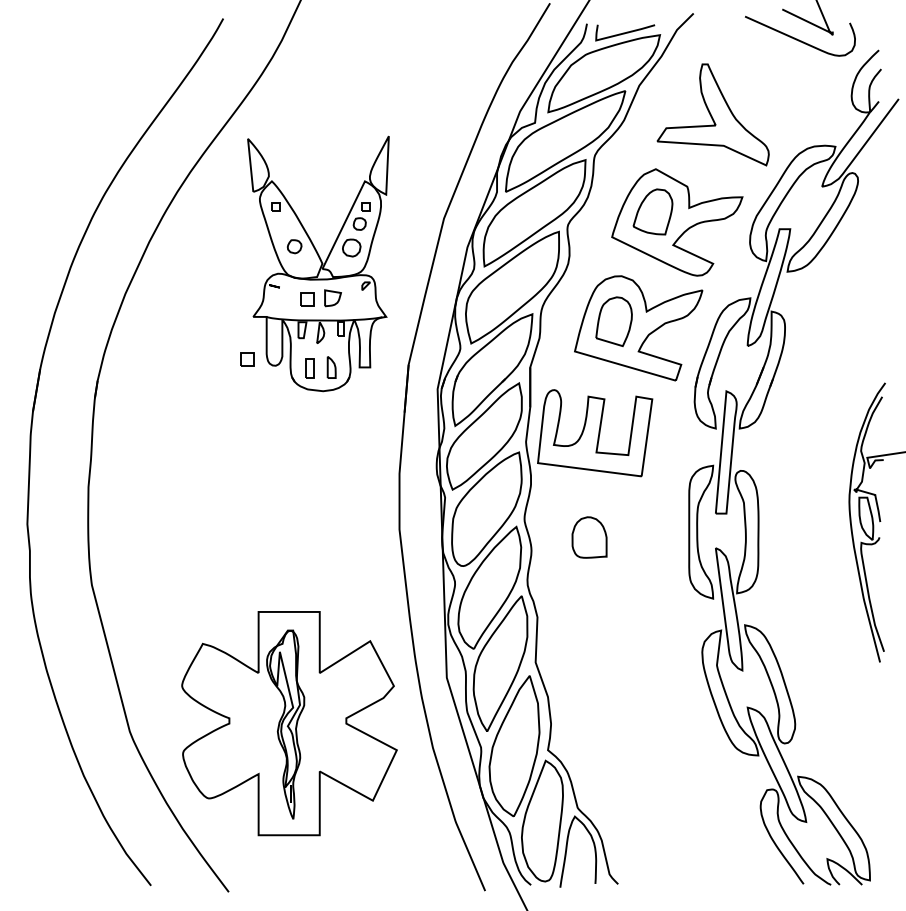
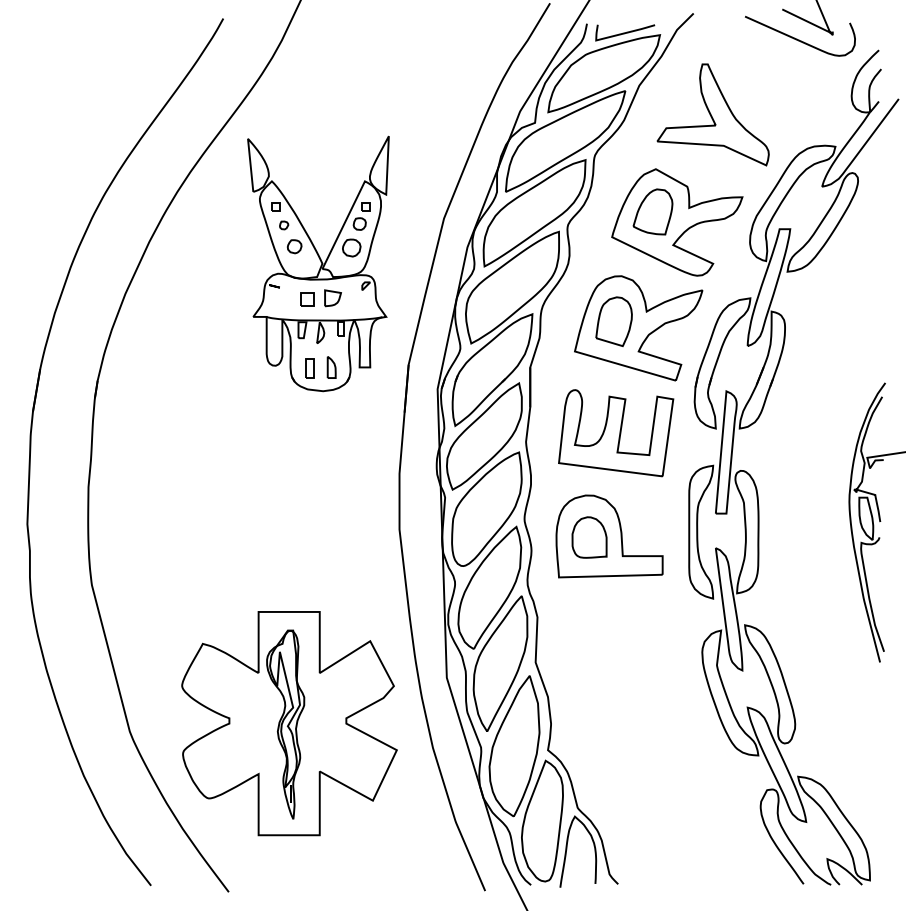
part: none -> present (284, 225)
part: present -> none (247, 359)
part position: (595, 433) -> (616, 433) (616, 433)
part: none -> present (609, 536)
